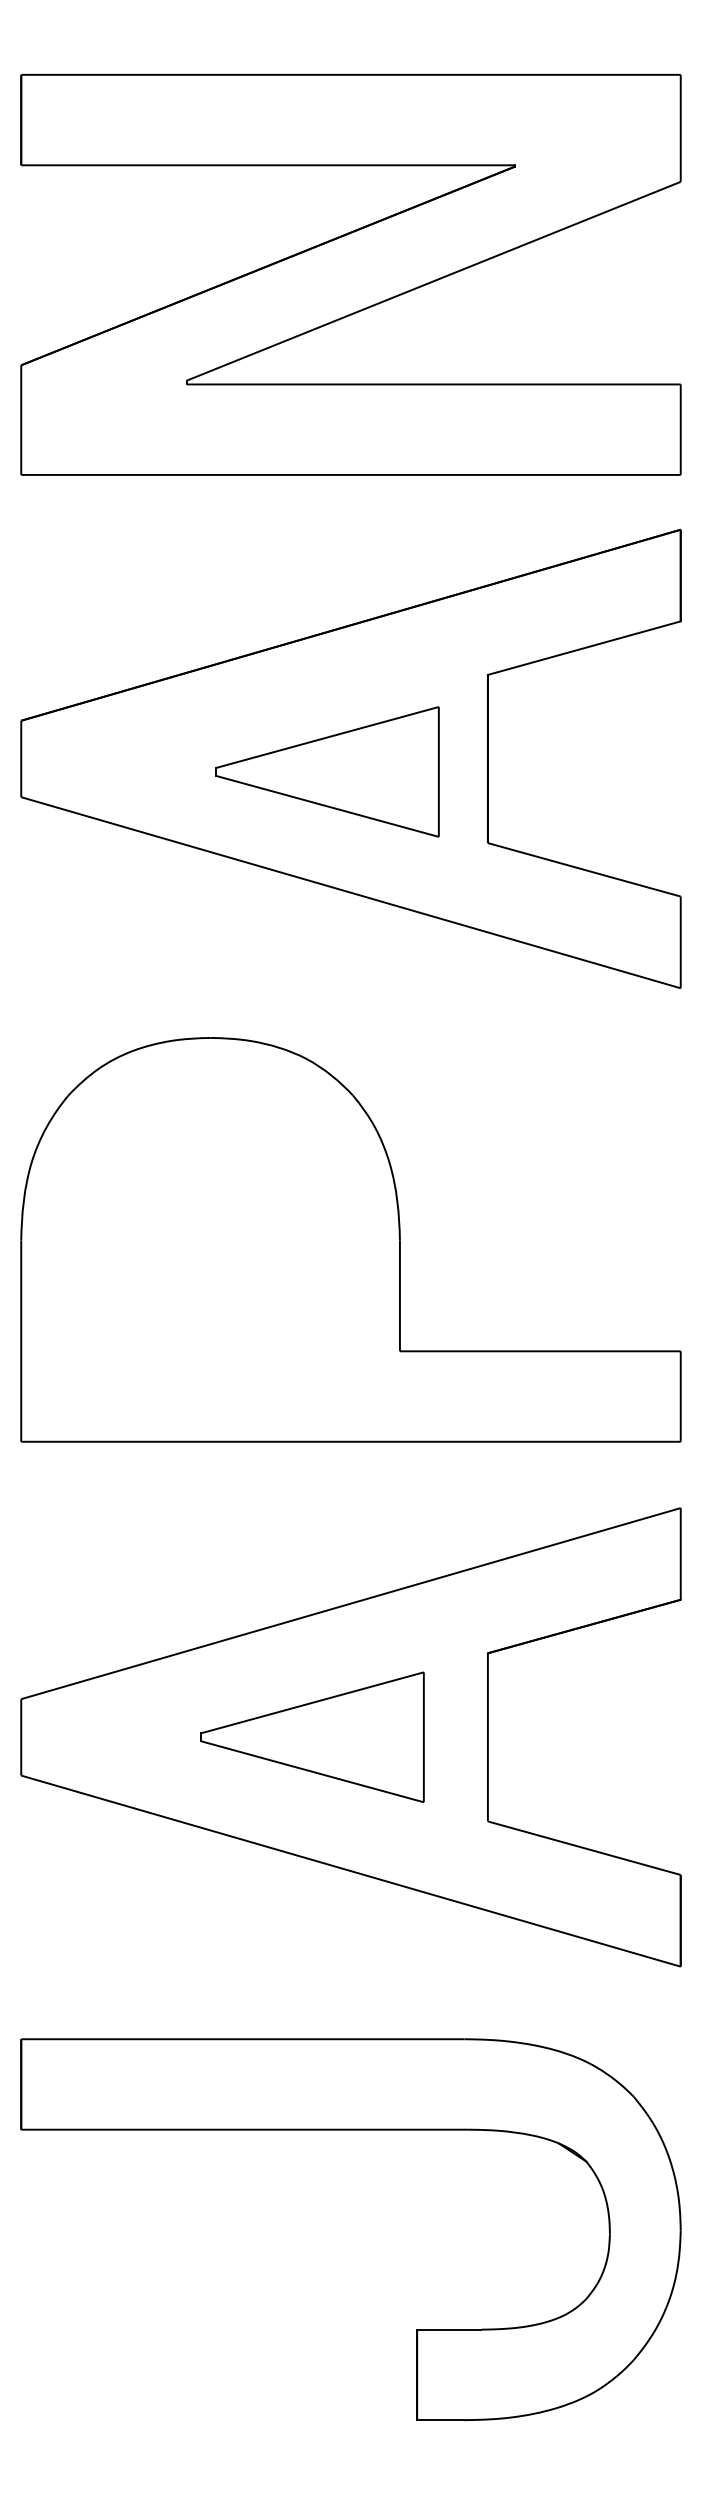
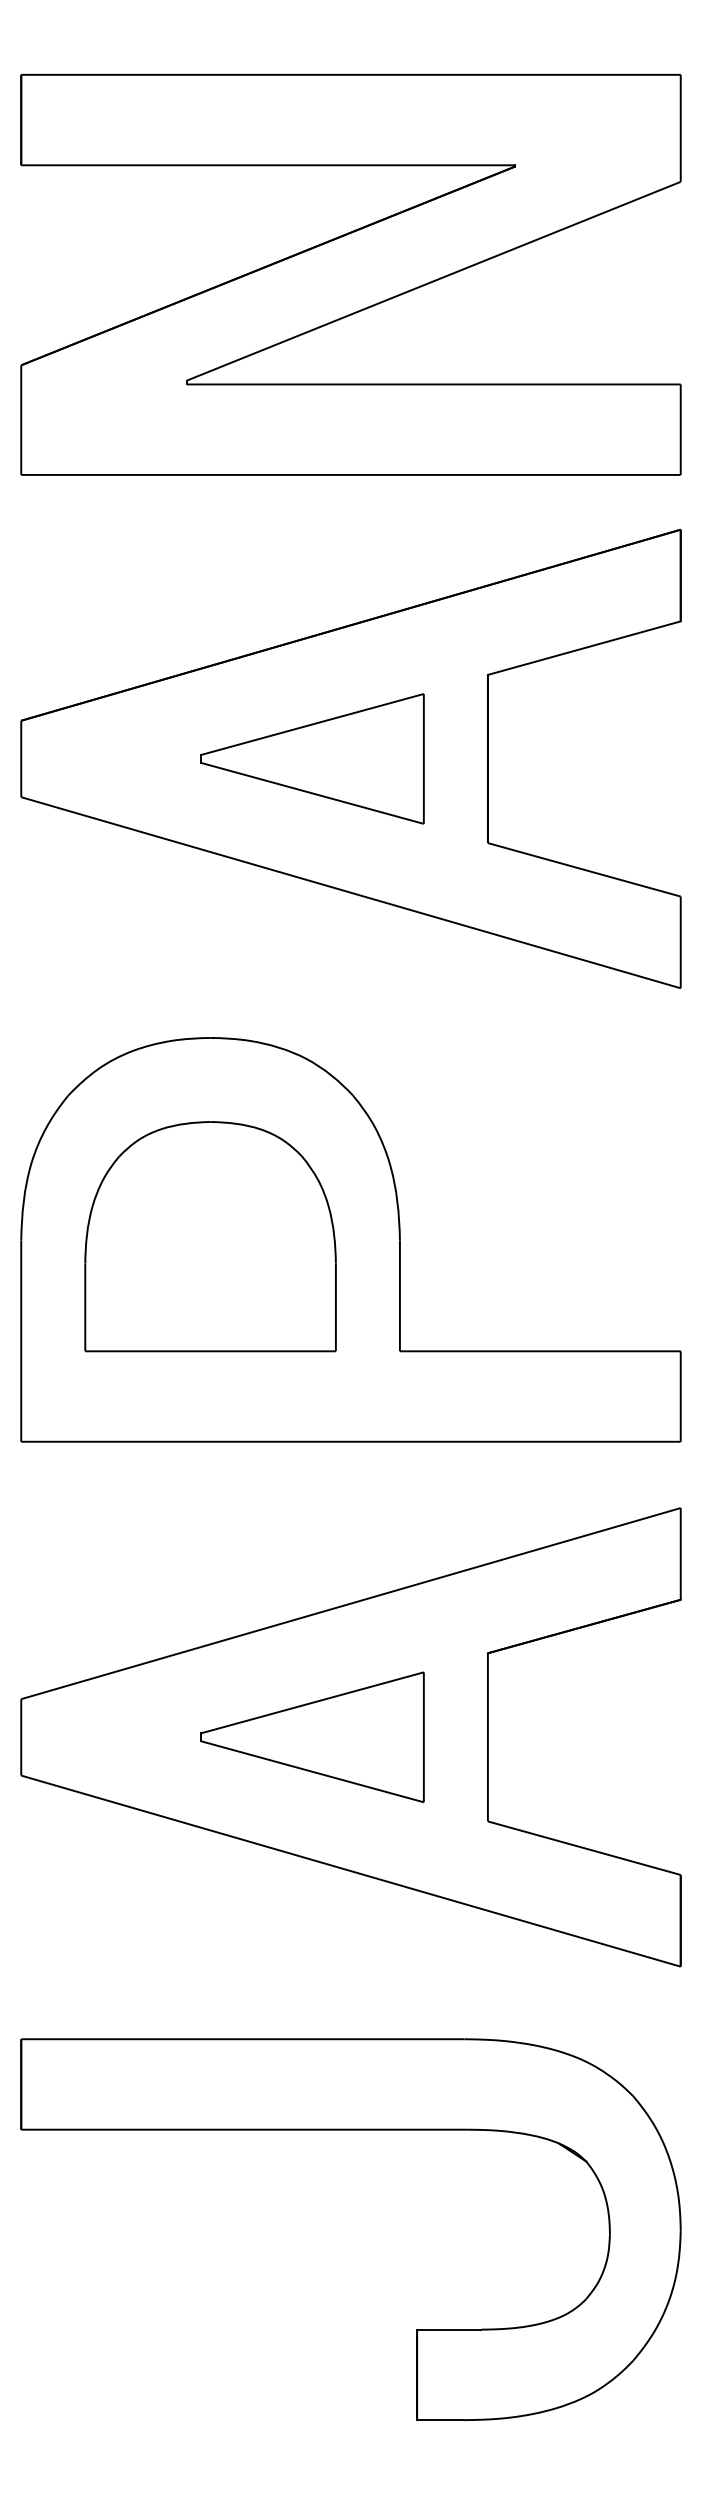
part position: (327, 771) -> (312, 758) (312, 758)
part: none -> present (210, 1236)
